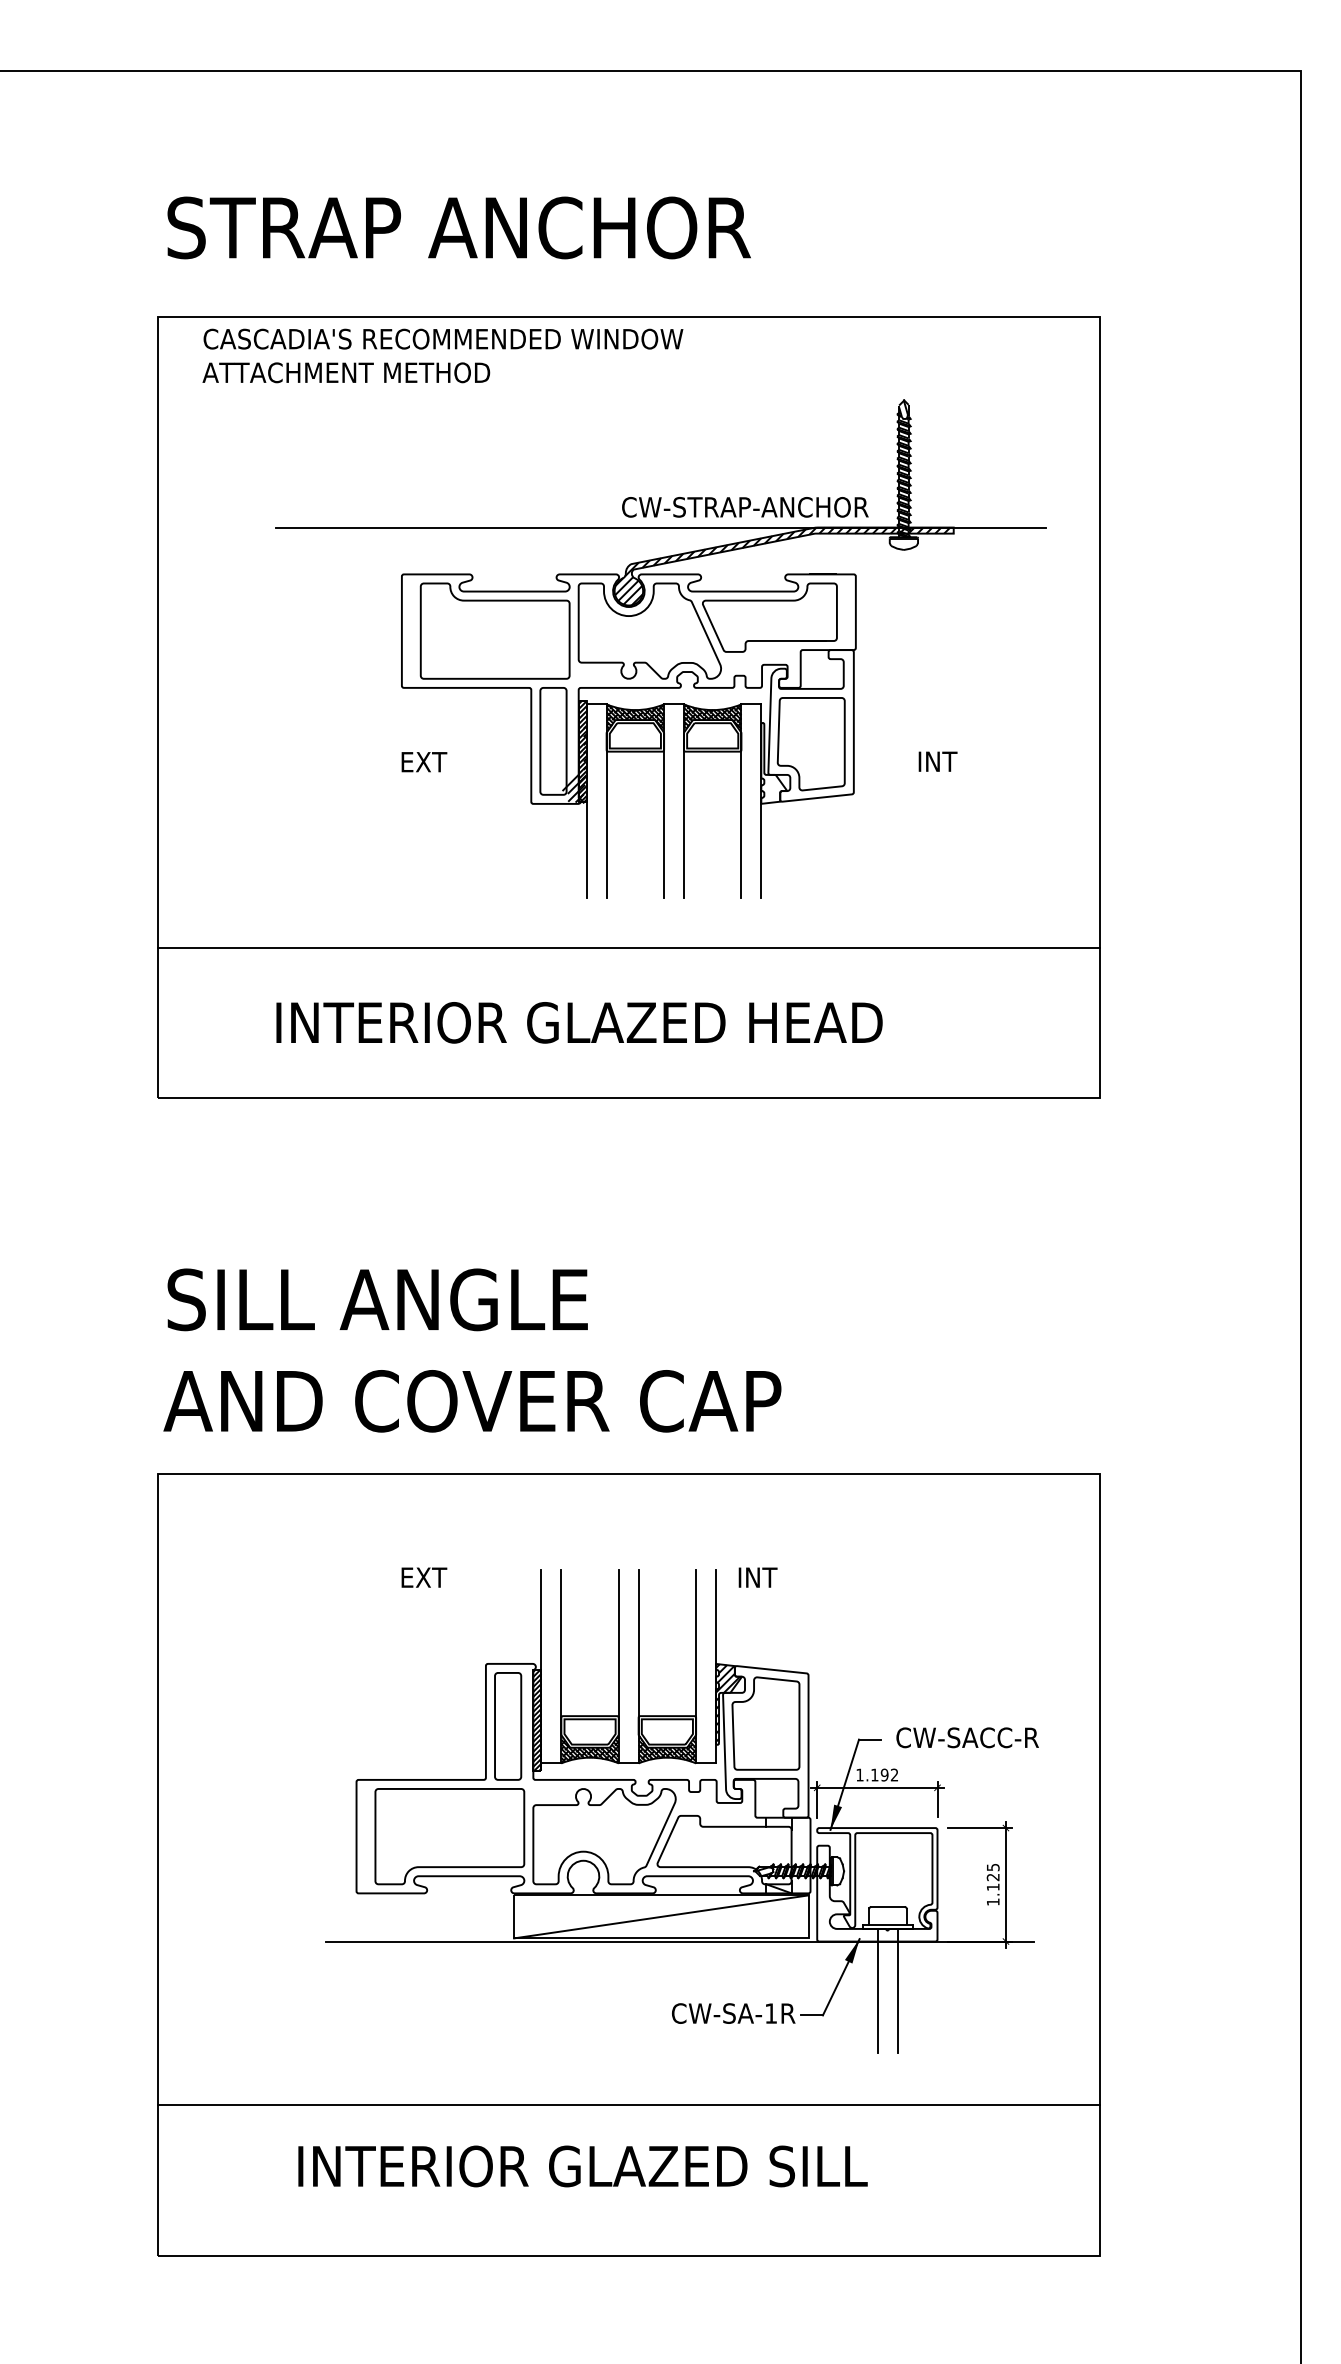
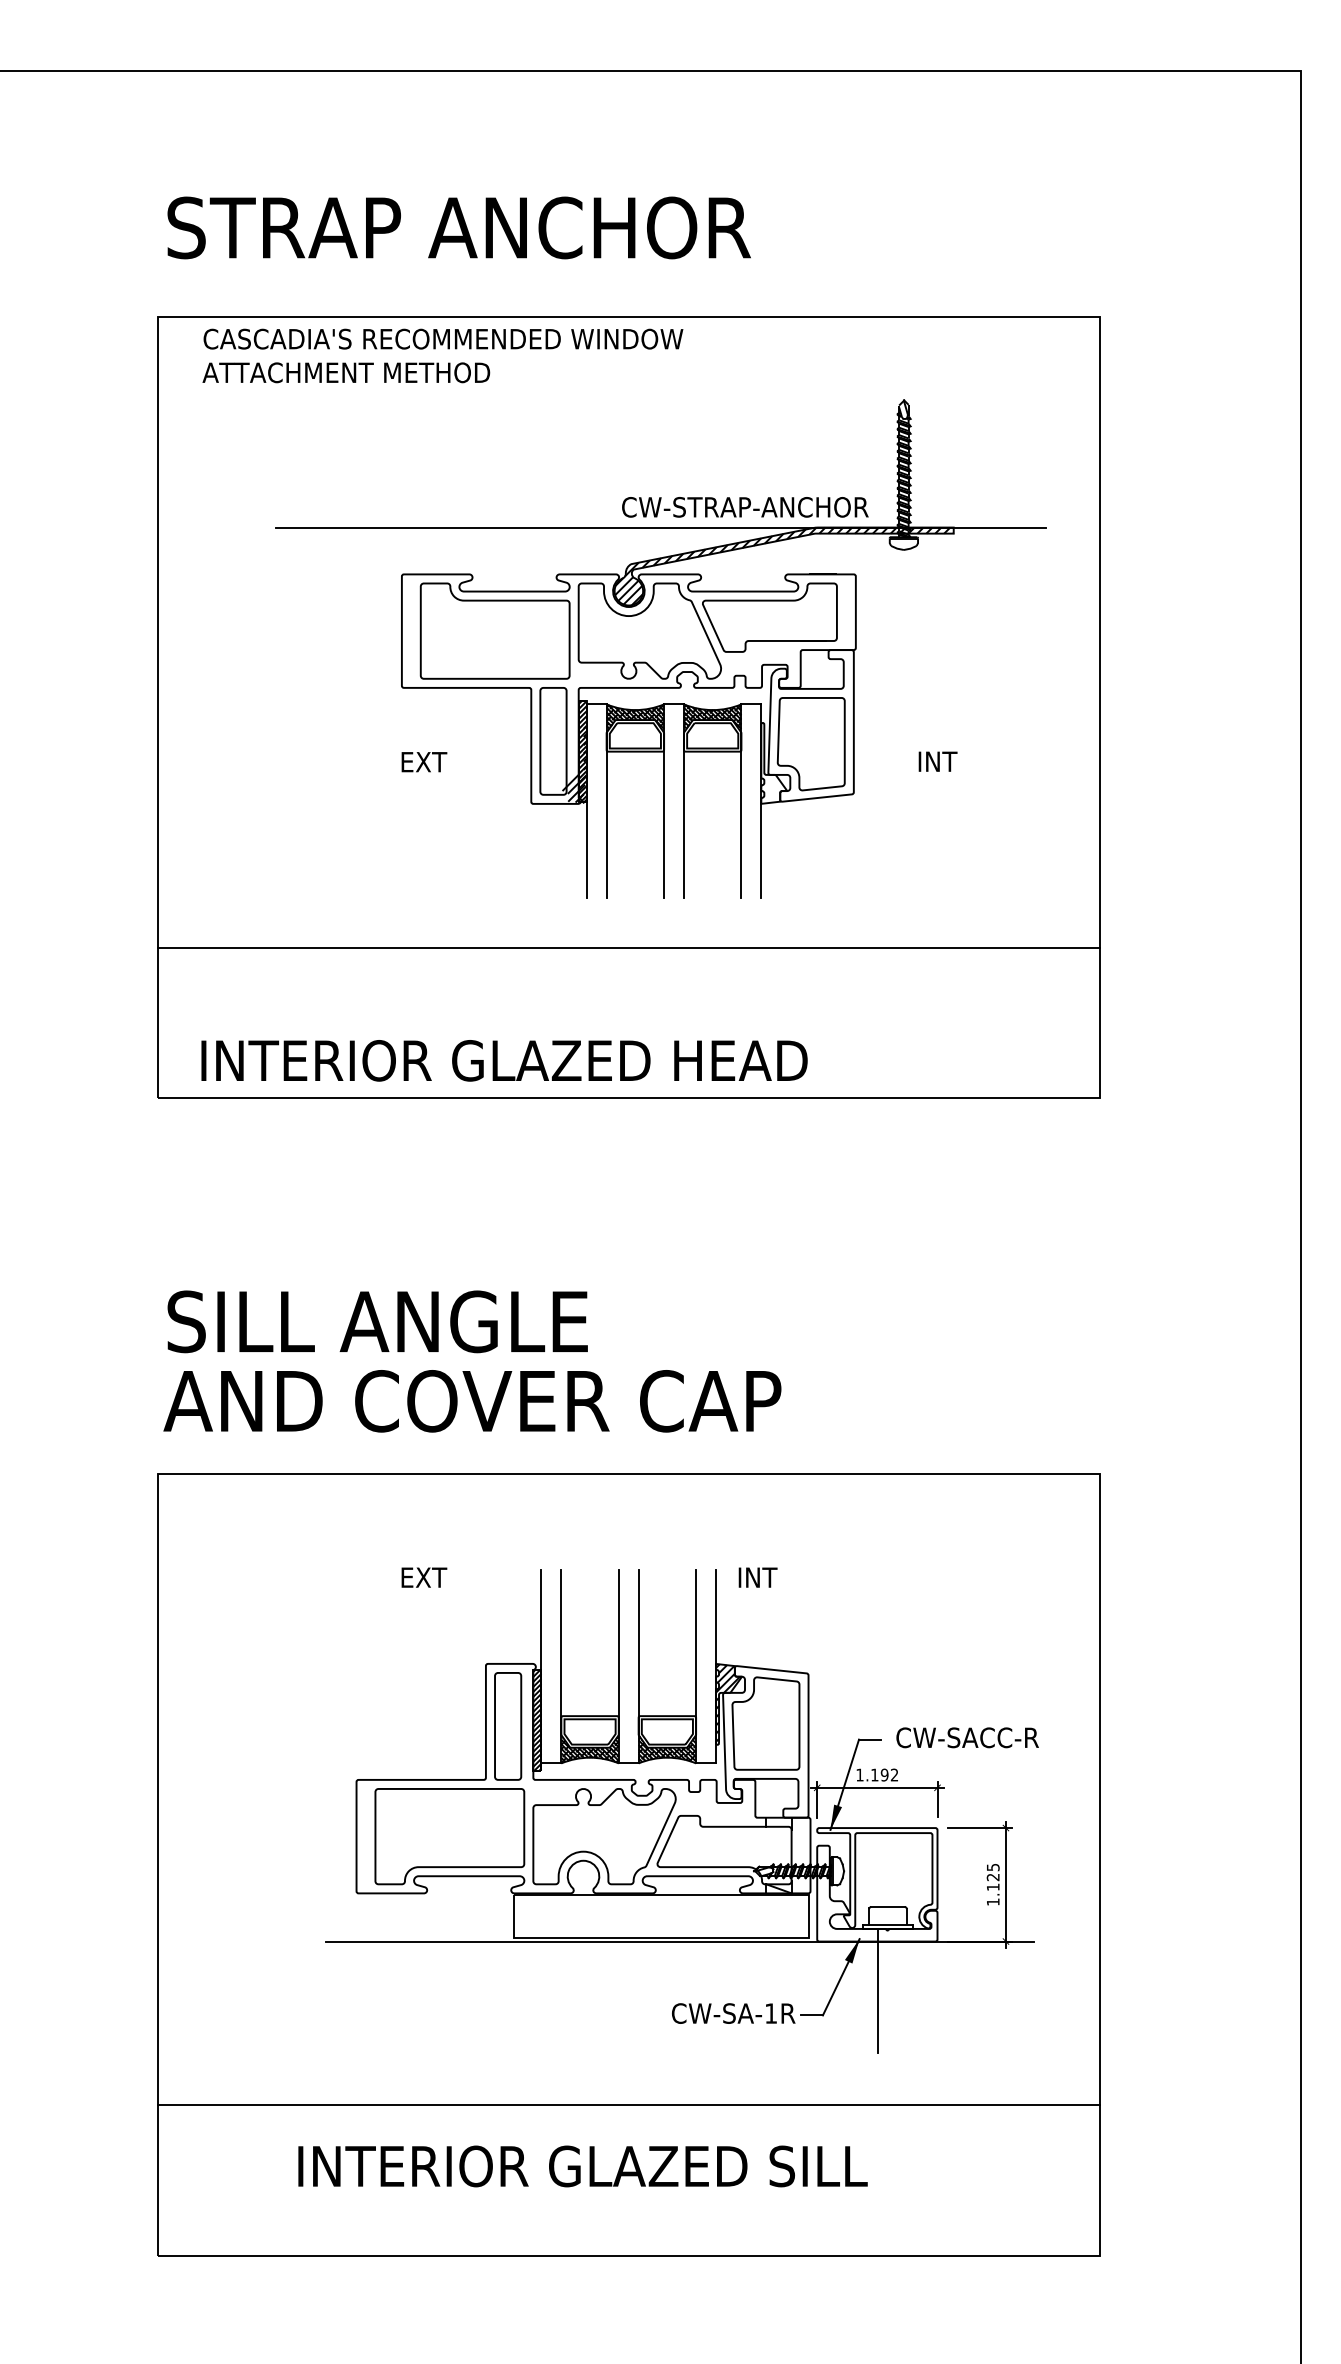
text position: (579, 1022) -> (504, 1060) (504, 1060)
text position: (377, 1299) -> (377, 1321) (377, 1321)
line: present -> none (661, 1916)
line: present -> none (898, 1990)
